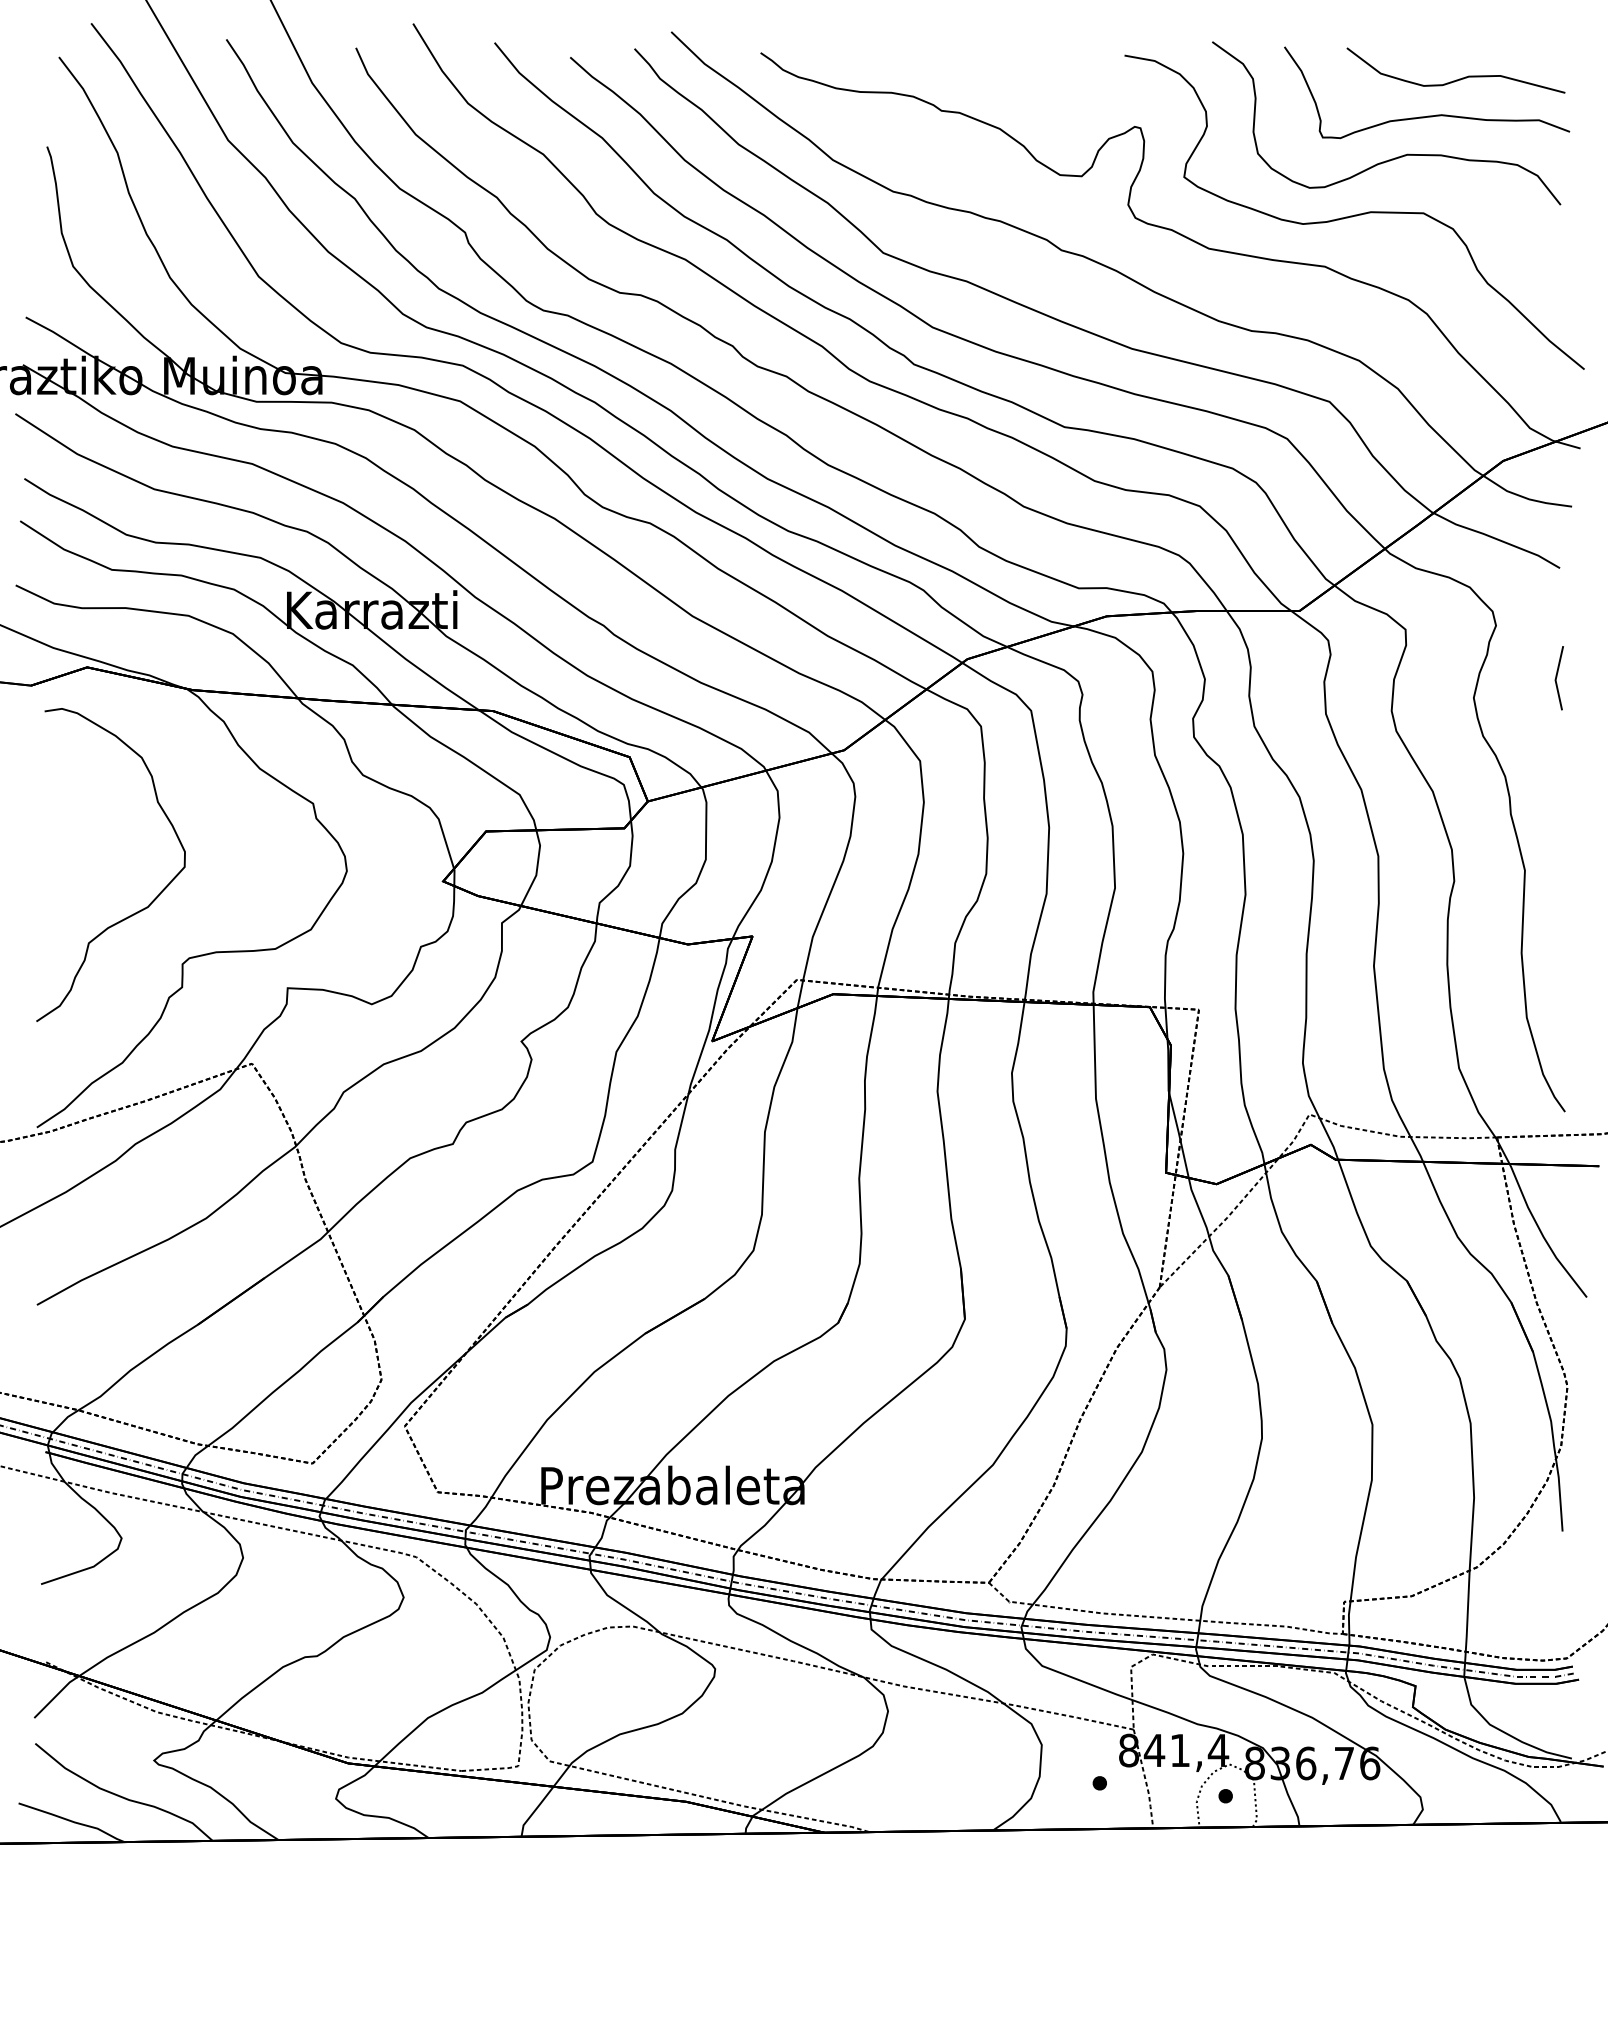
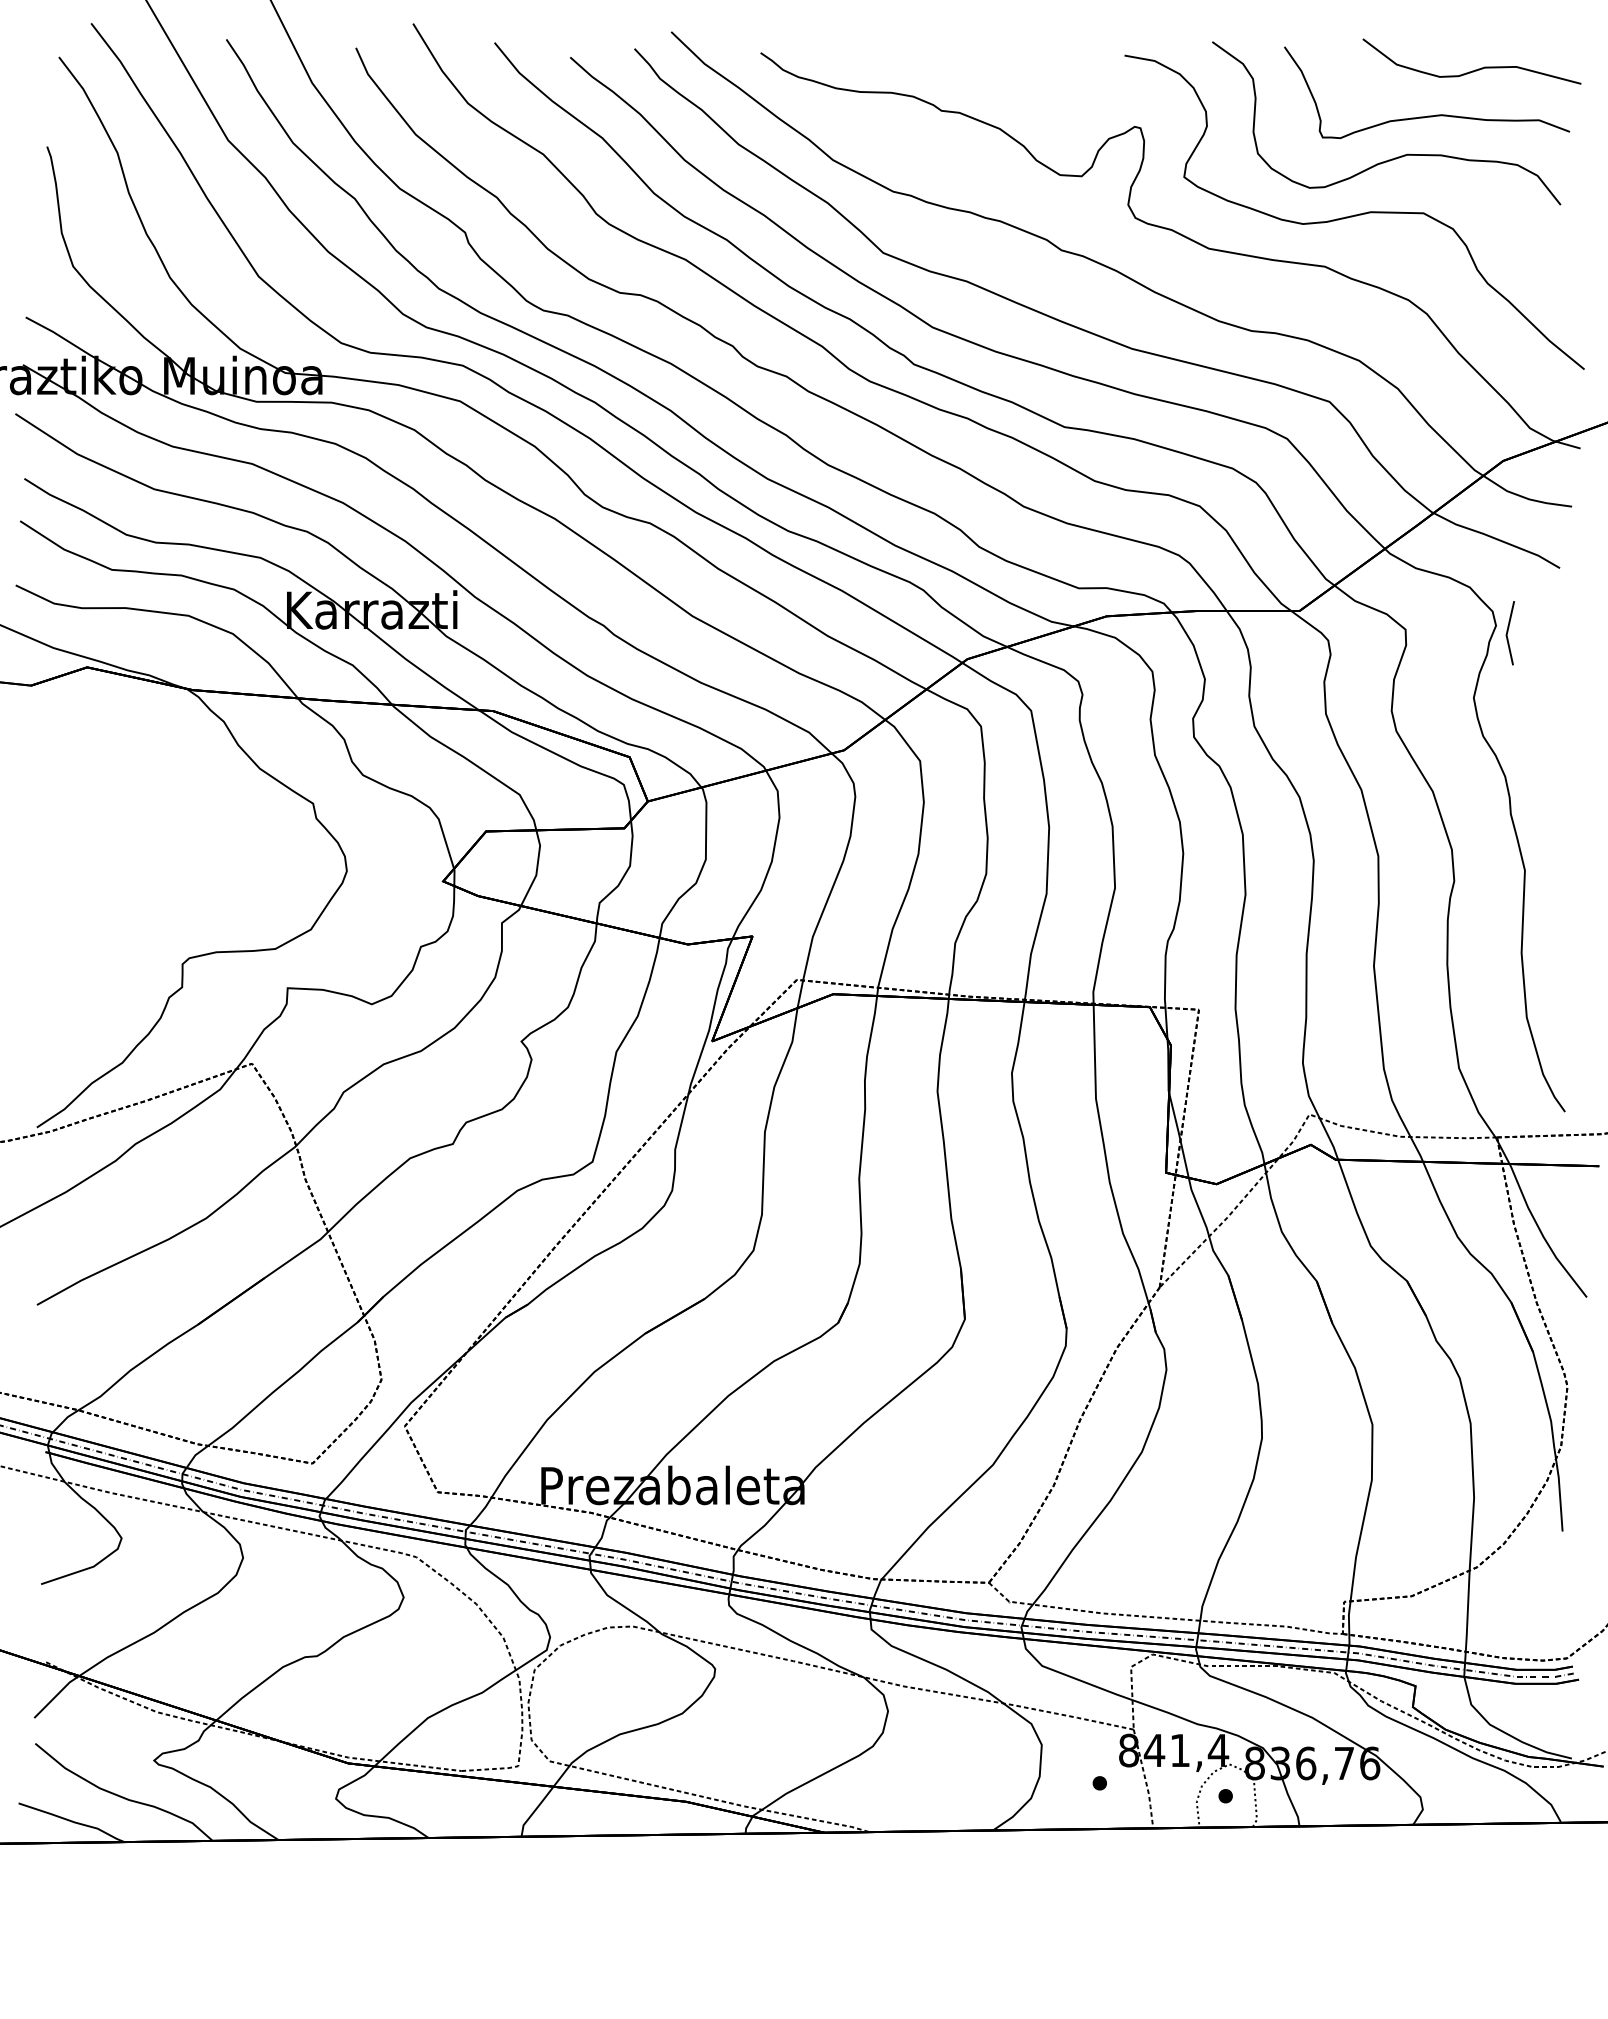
curve position: (1459, 78) -> (1475, 69) (1475, 69)
line position: (1557, 677) -> (1508, 632) (1508, 632)
curve: present -> none (135, 912)
